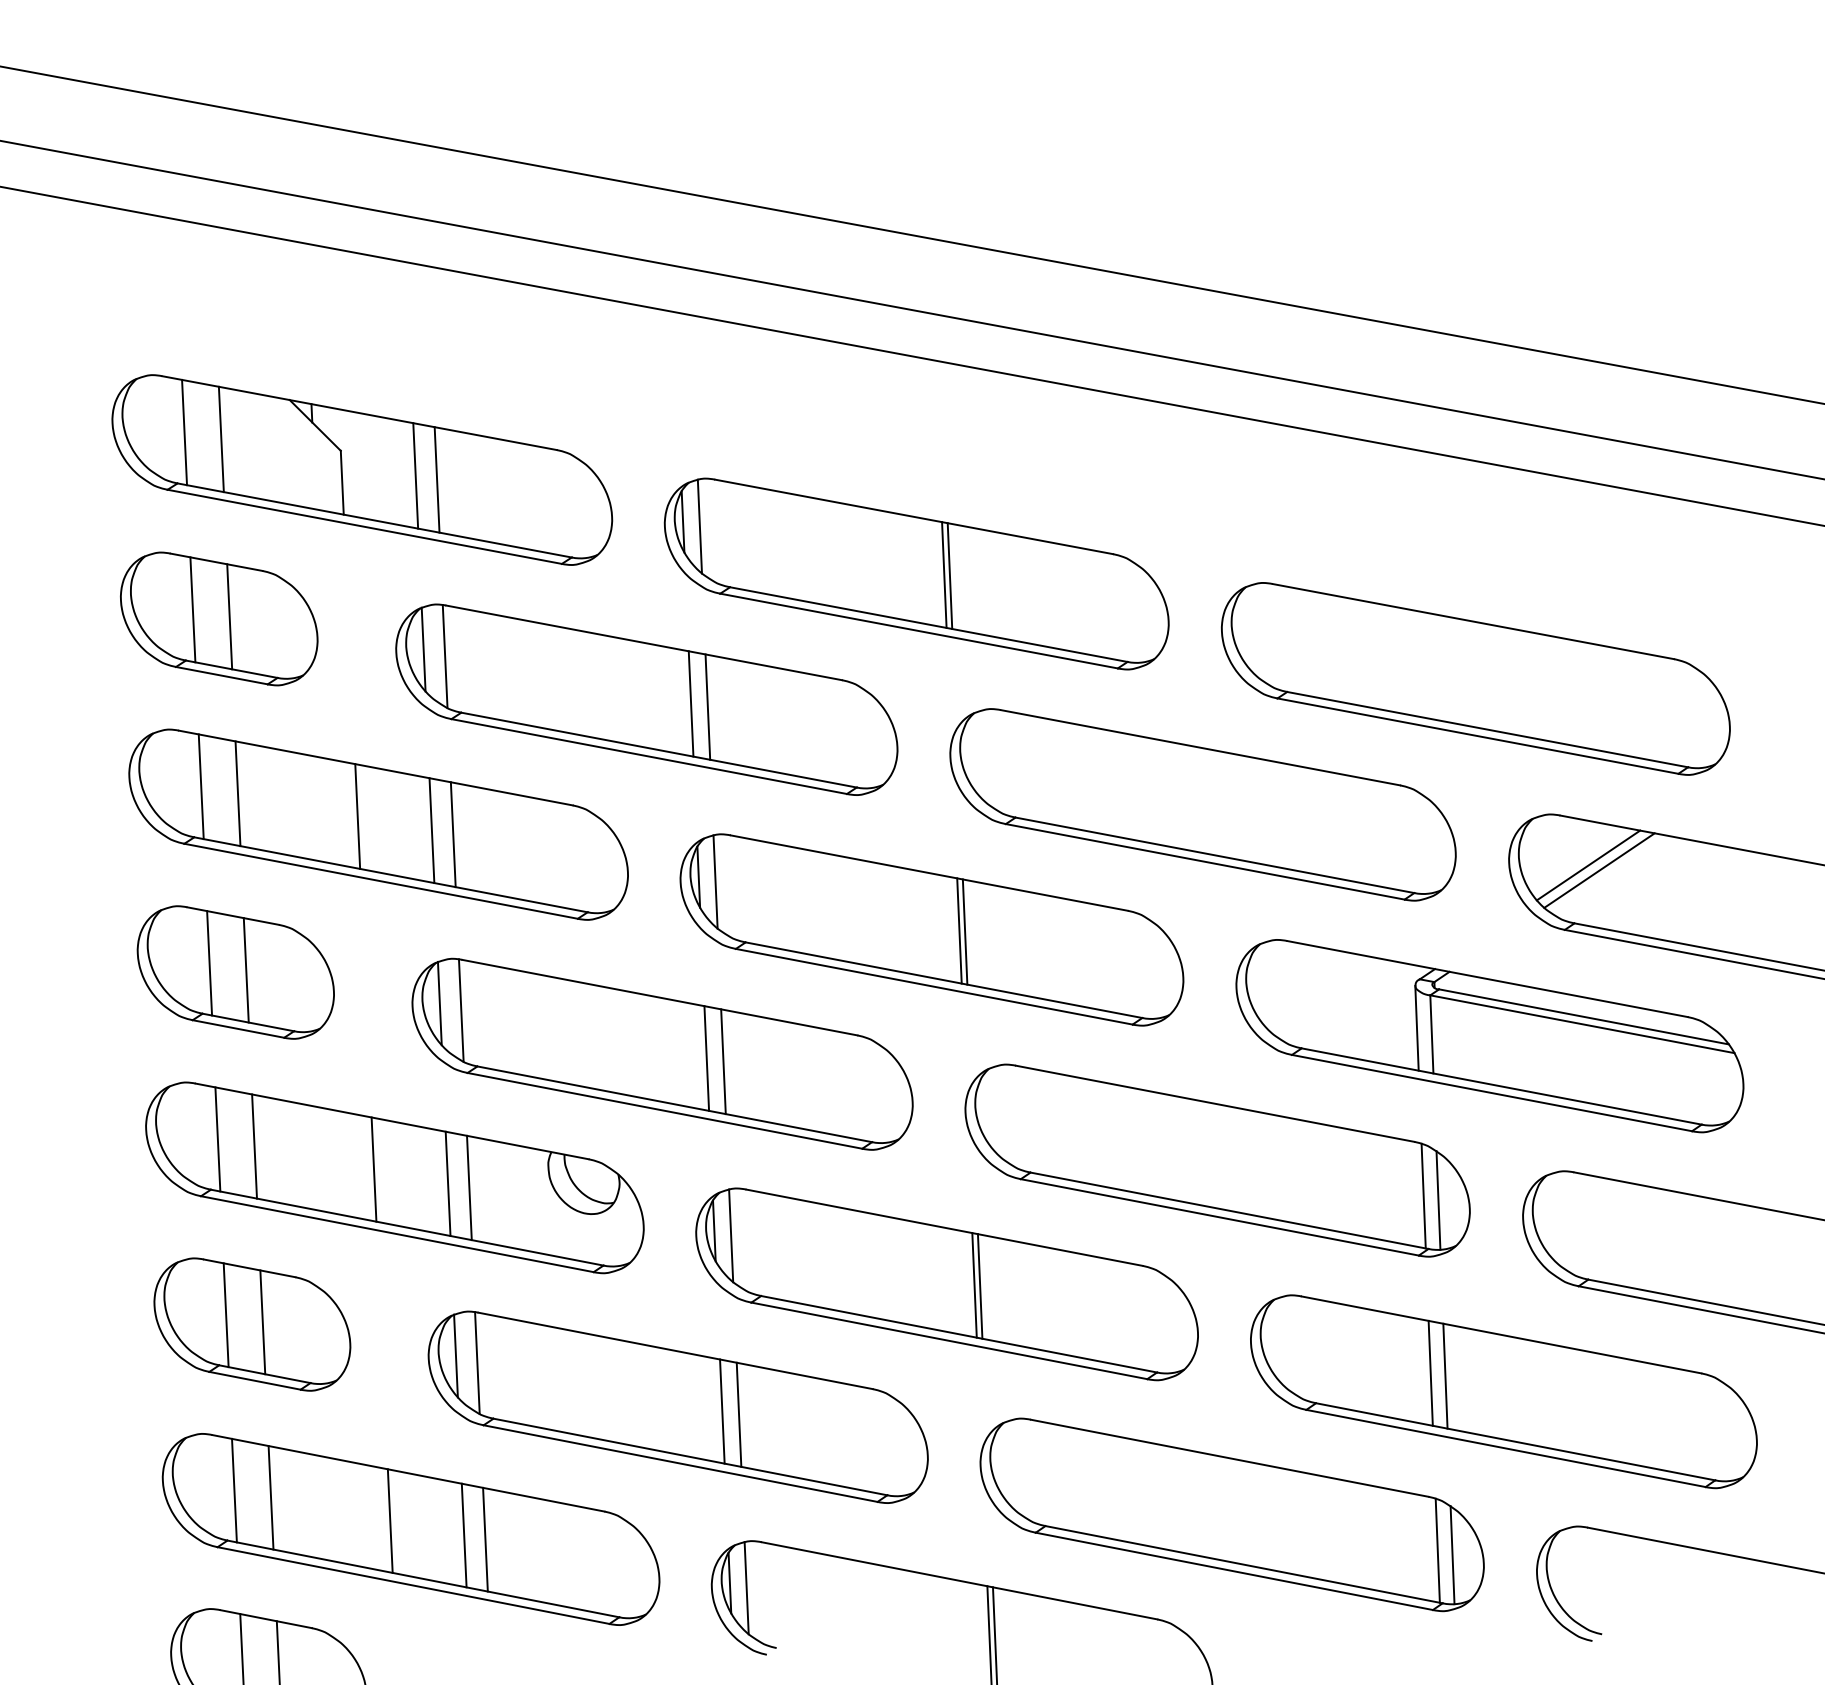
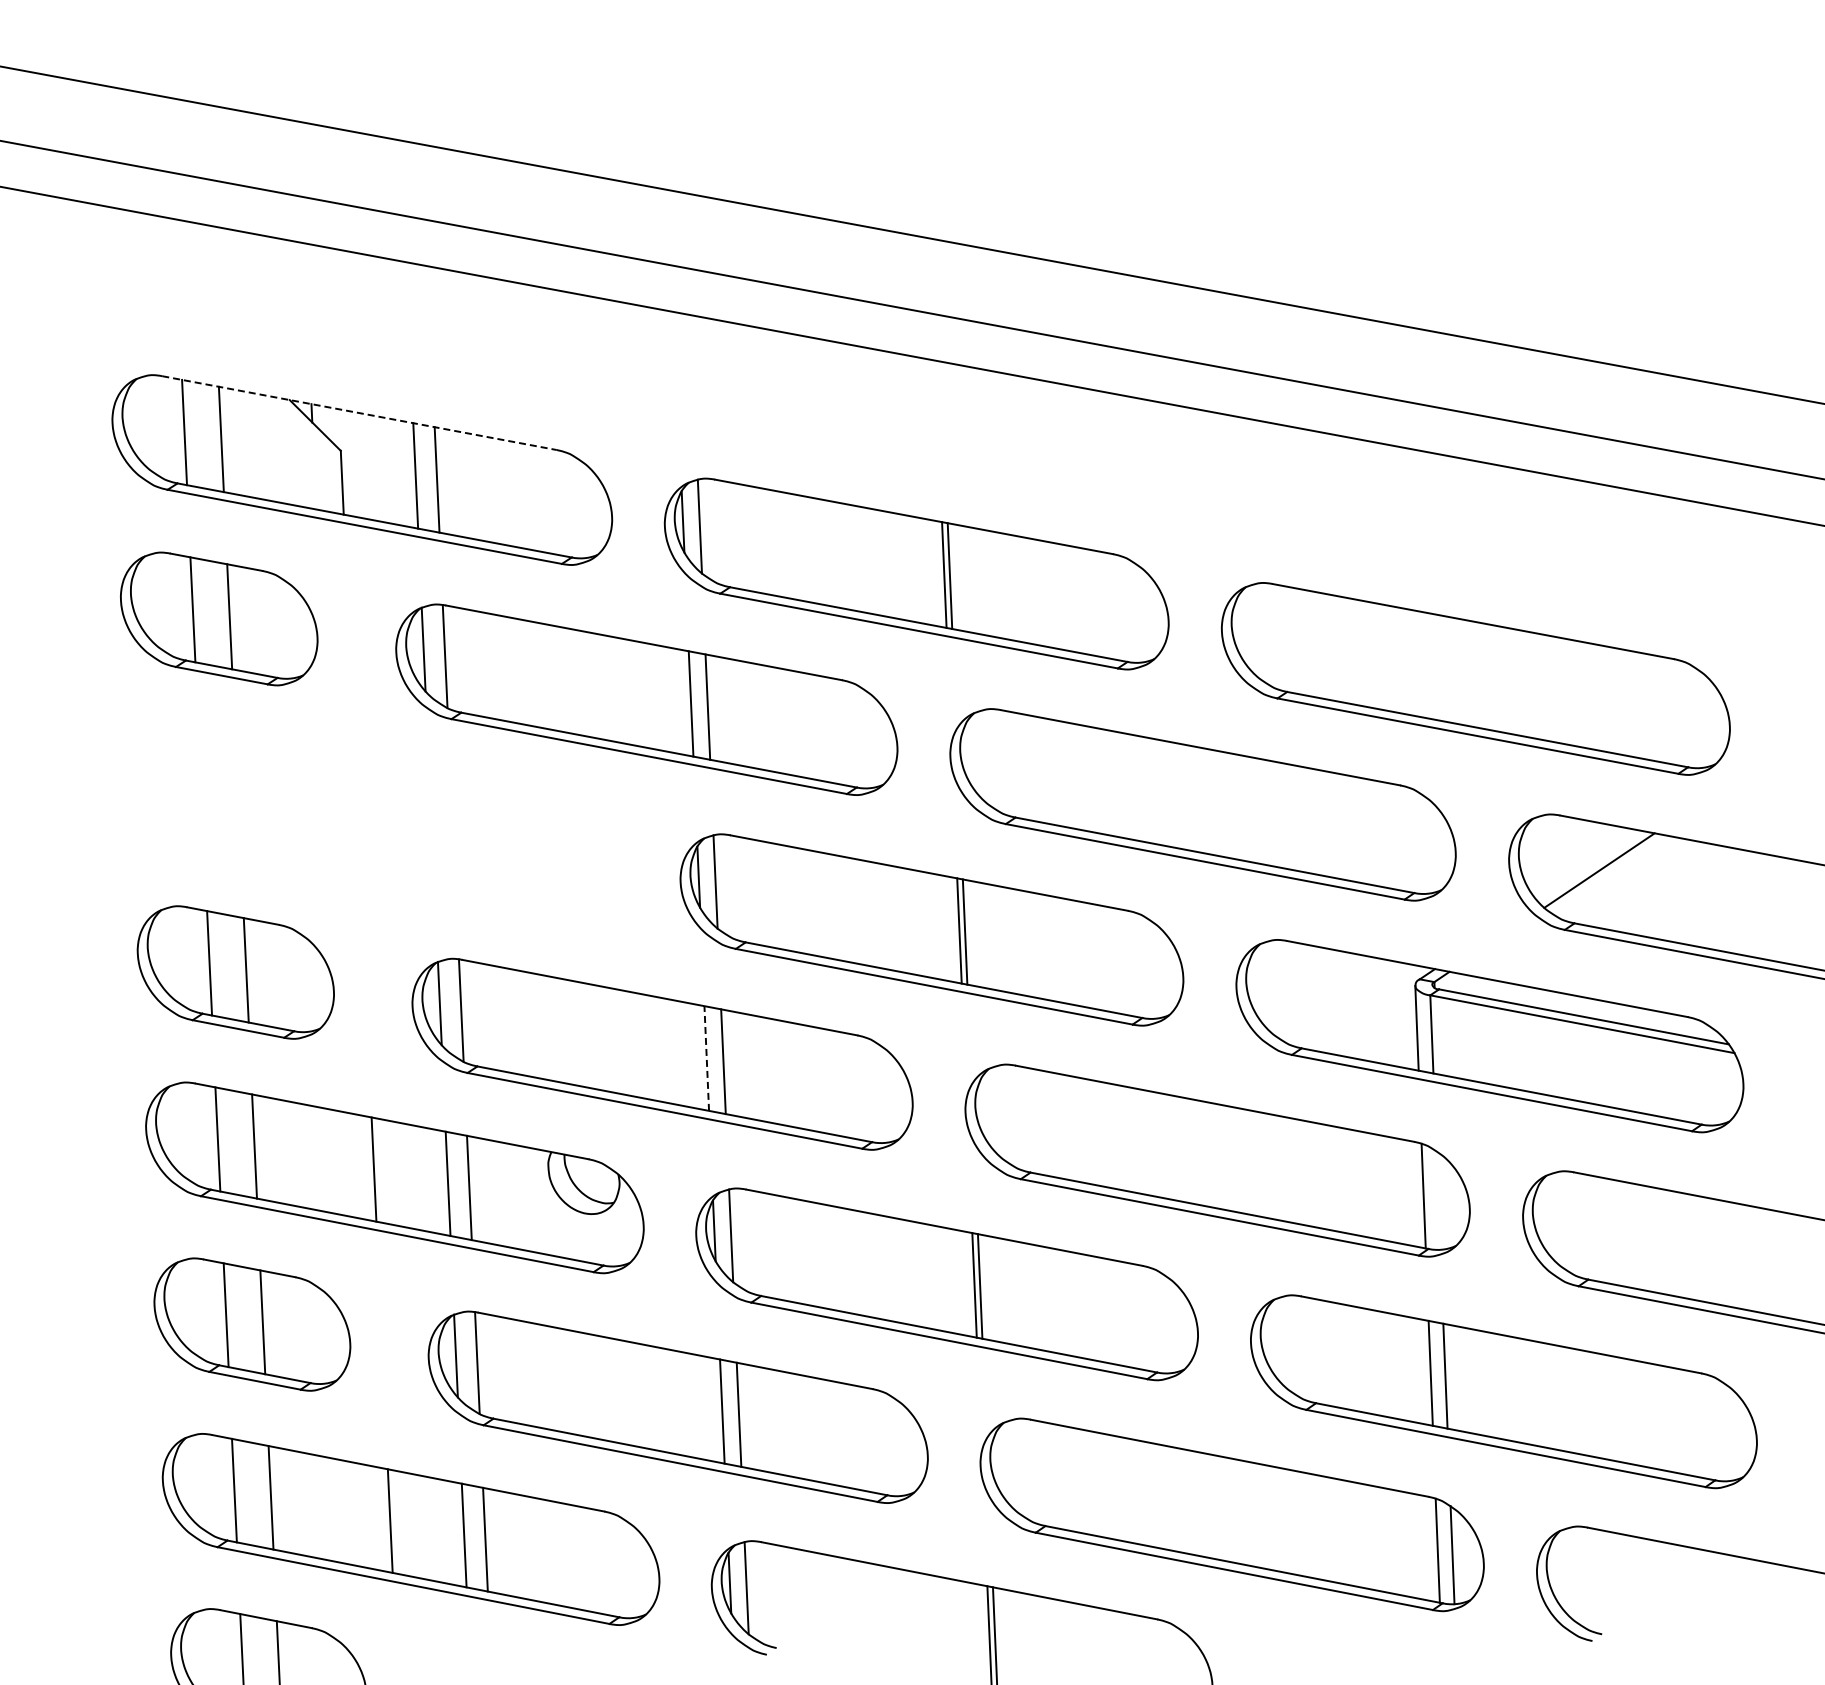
line: solid -> dashed (359, 413)
part: present -> none (378, 824)
line: present -> none (1588, 865)
line: solid -> dashed (706, 1058)
line: present -> none (1438, 1200)
